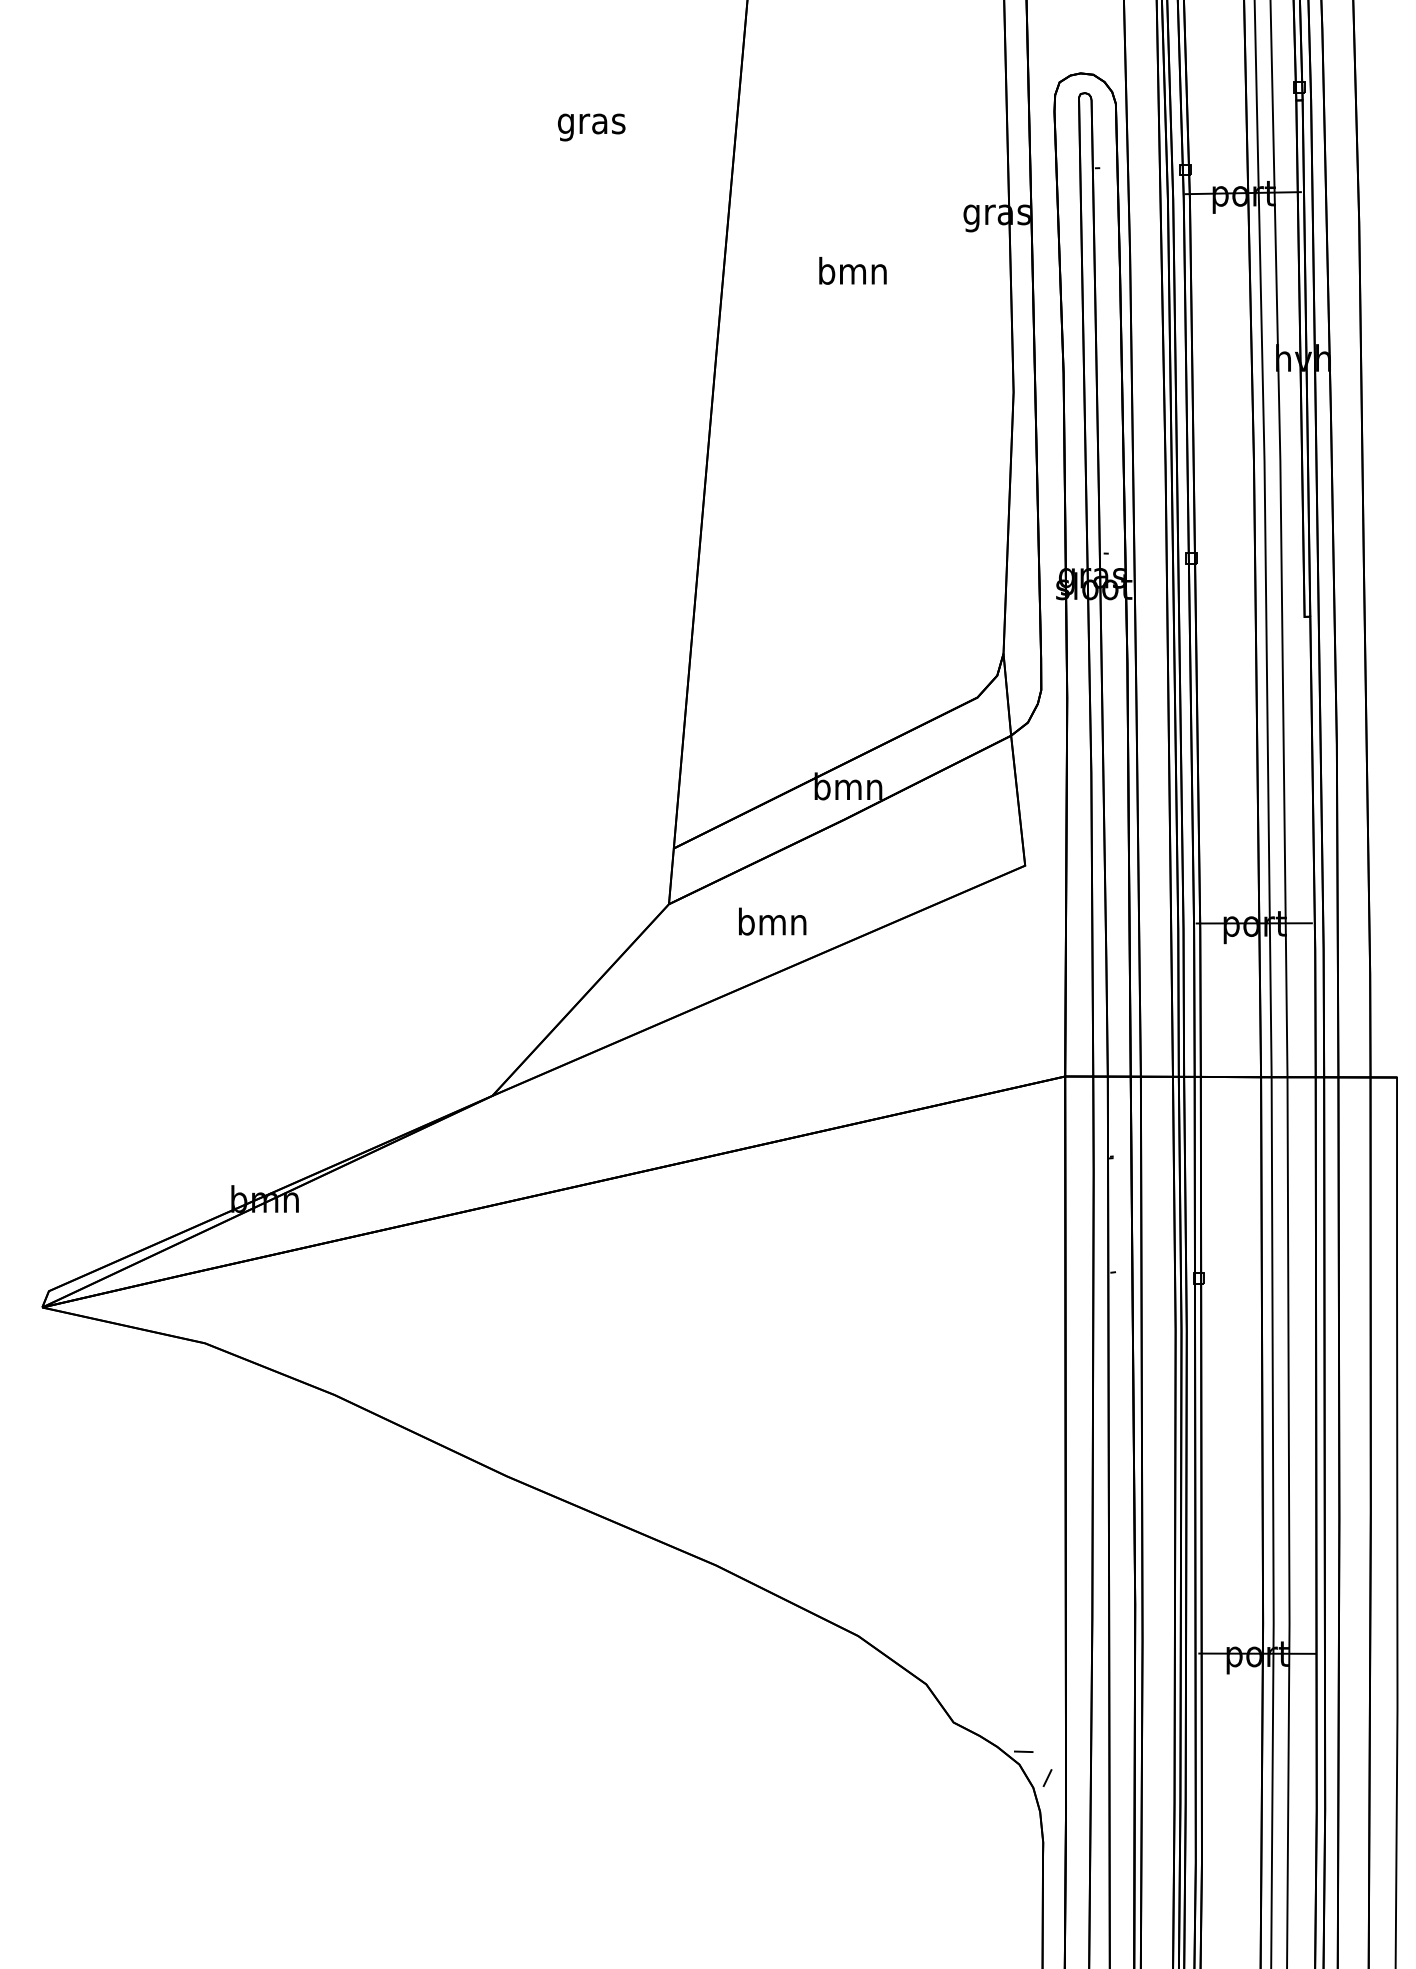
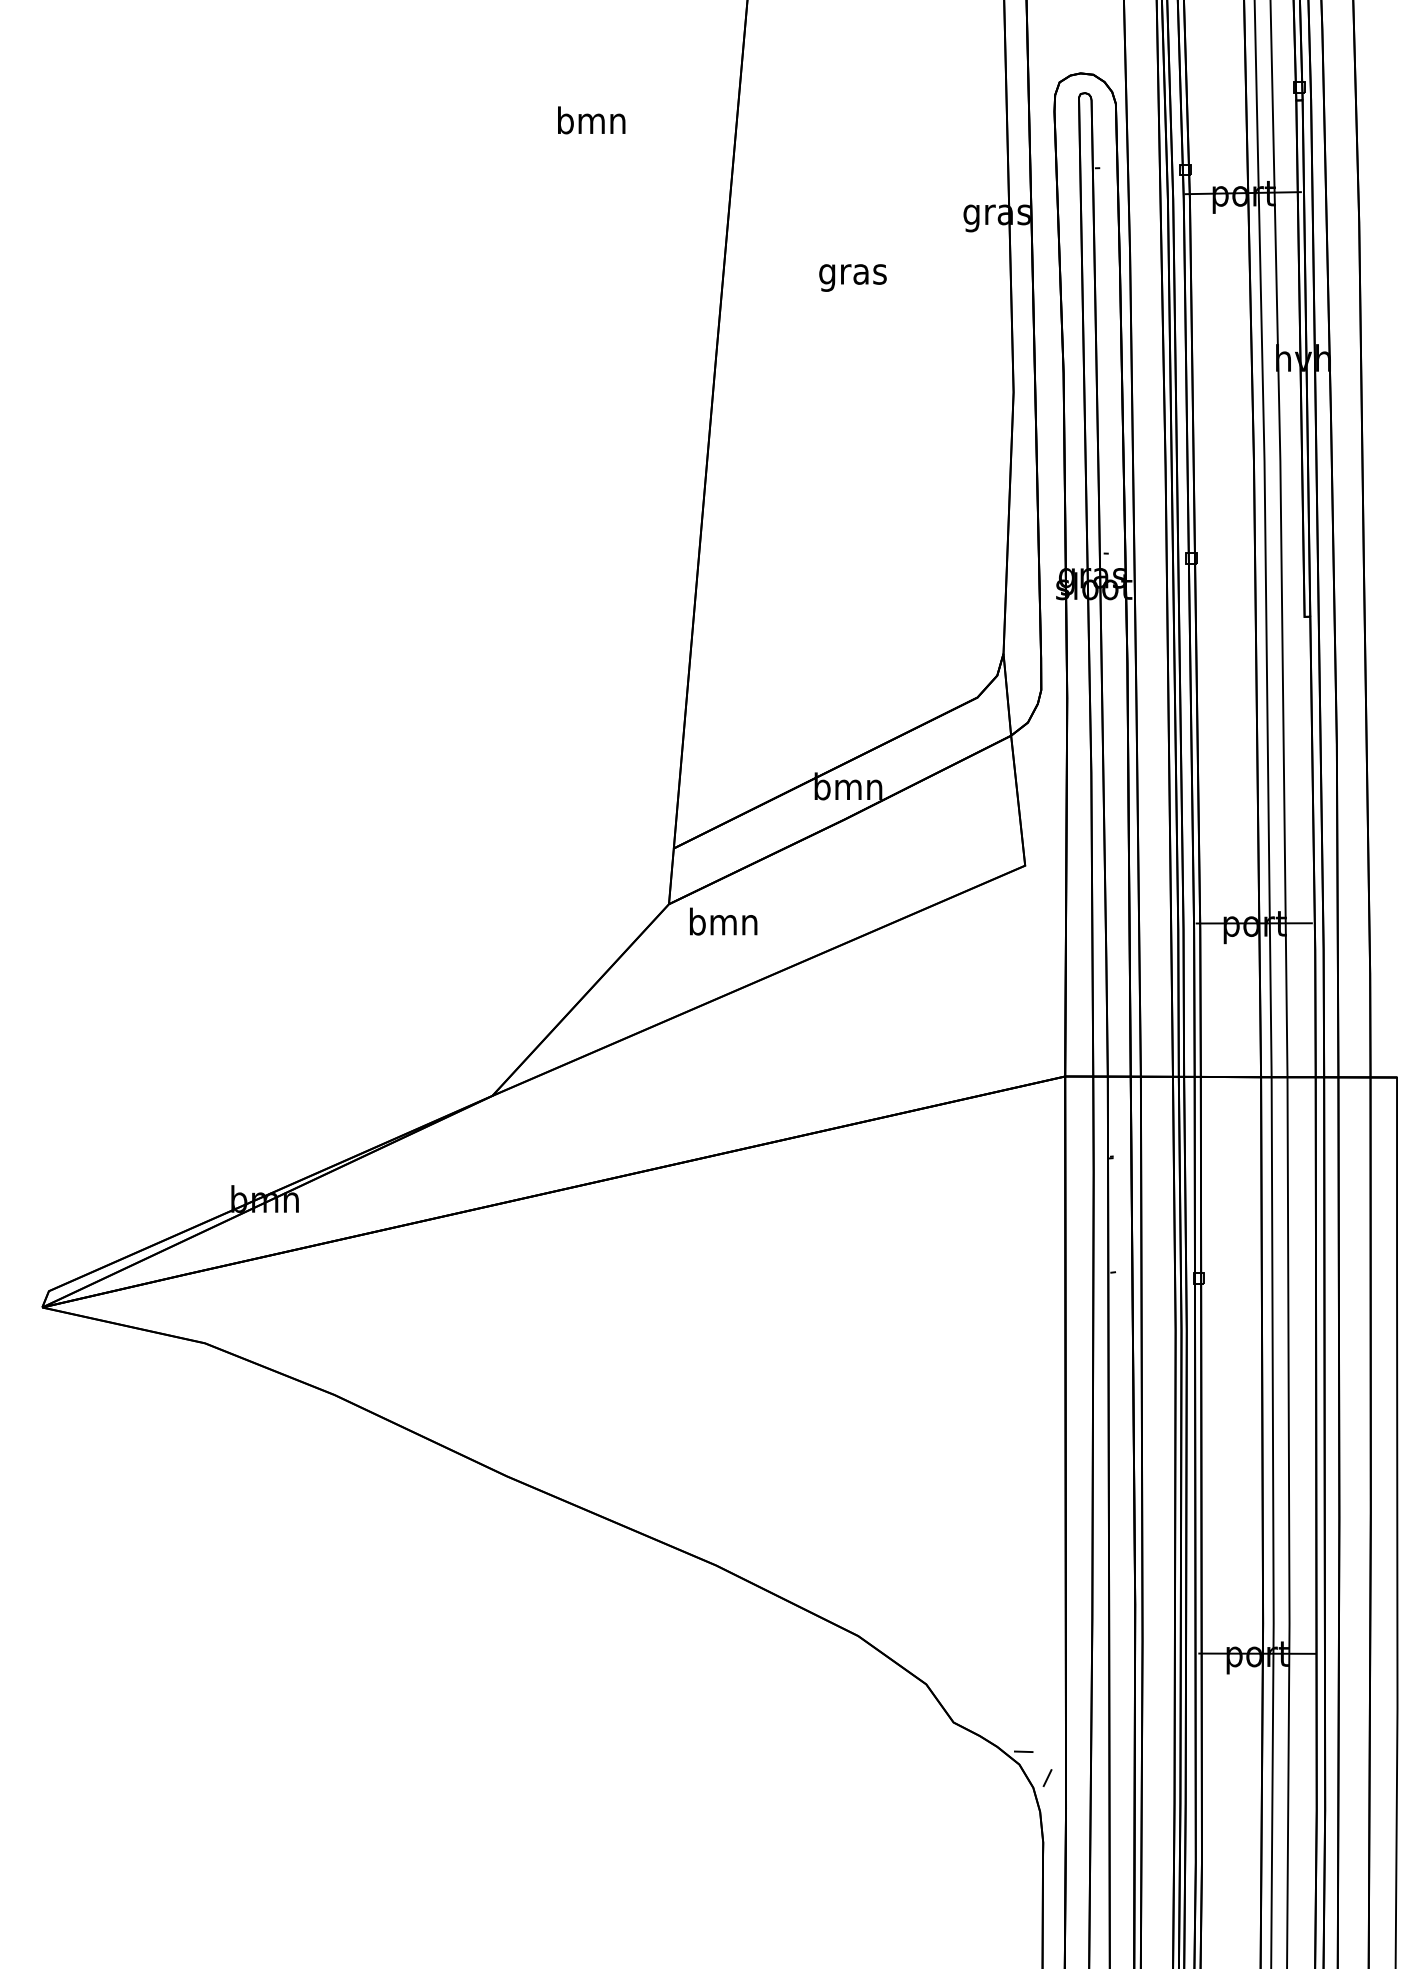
text: gras -> bmn (591, 123)
text: bmn -> gras (852, 273)
text position: (772, 921) -> (723, 921) (723, 921)
